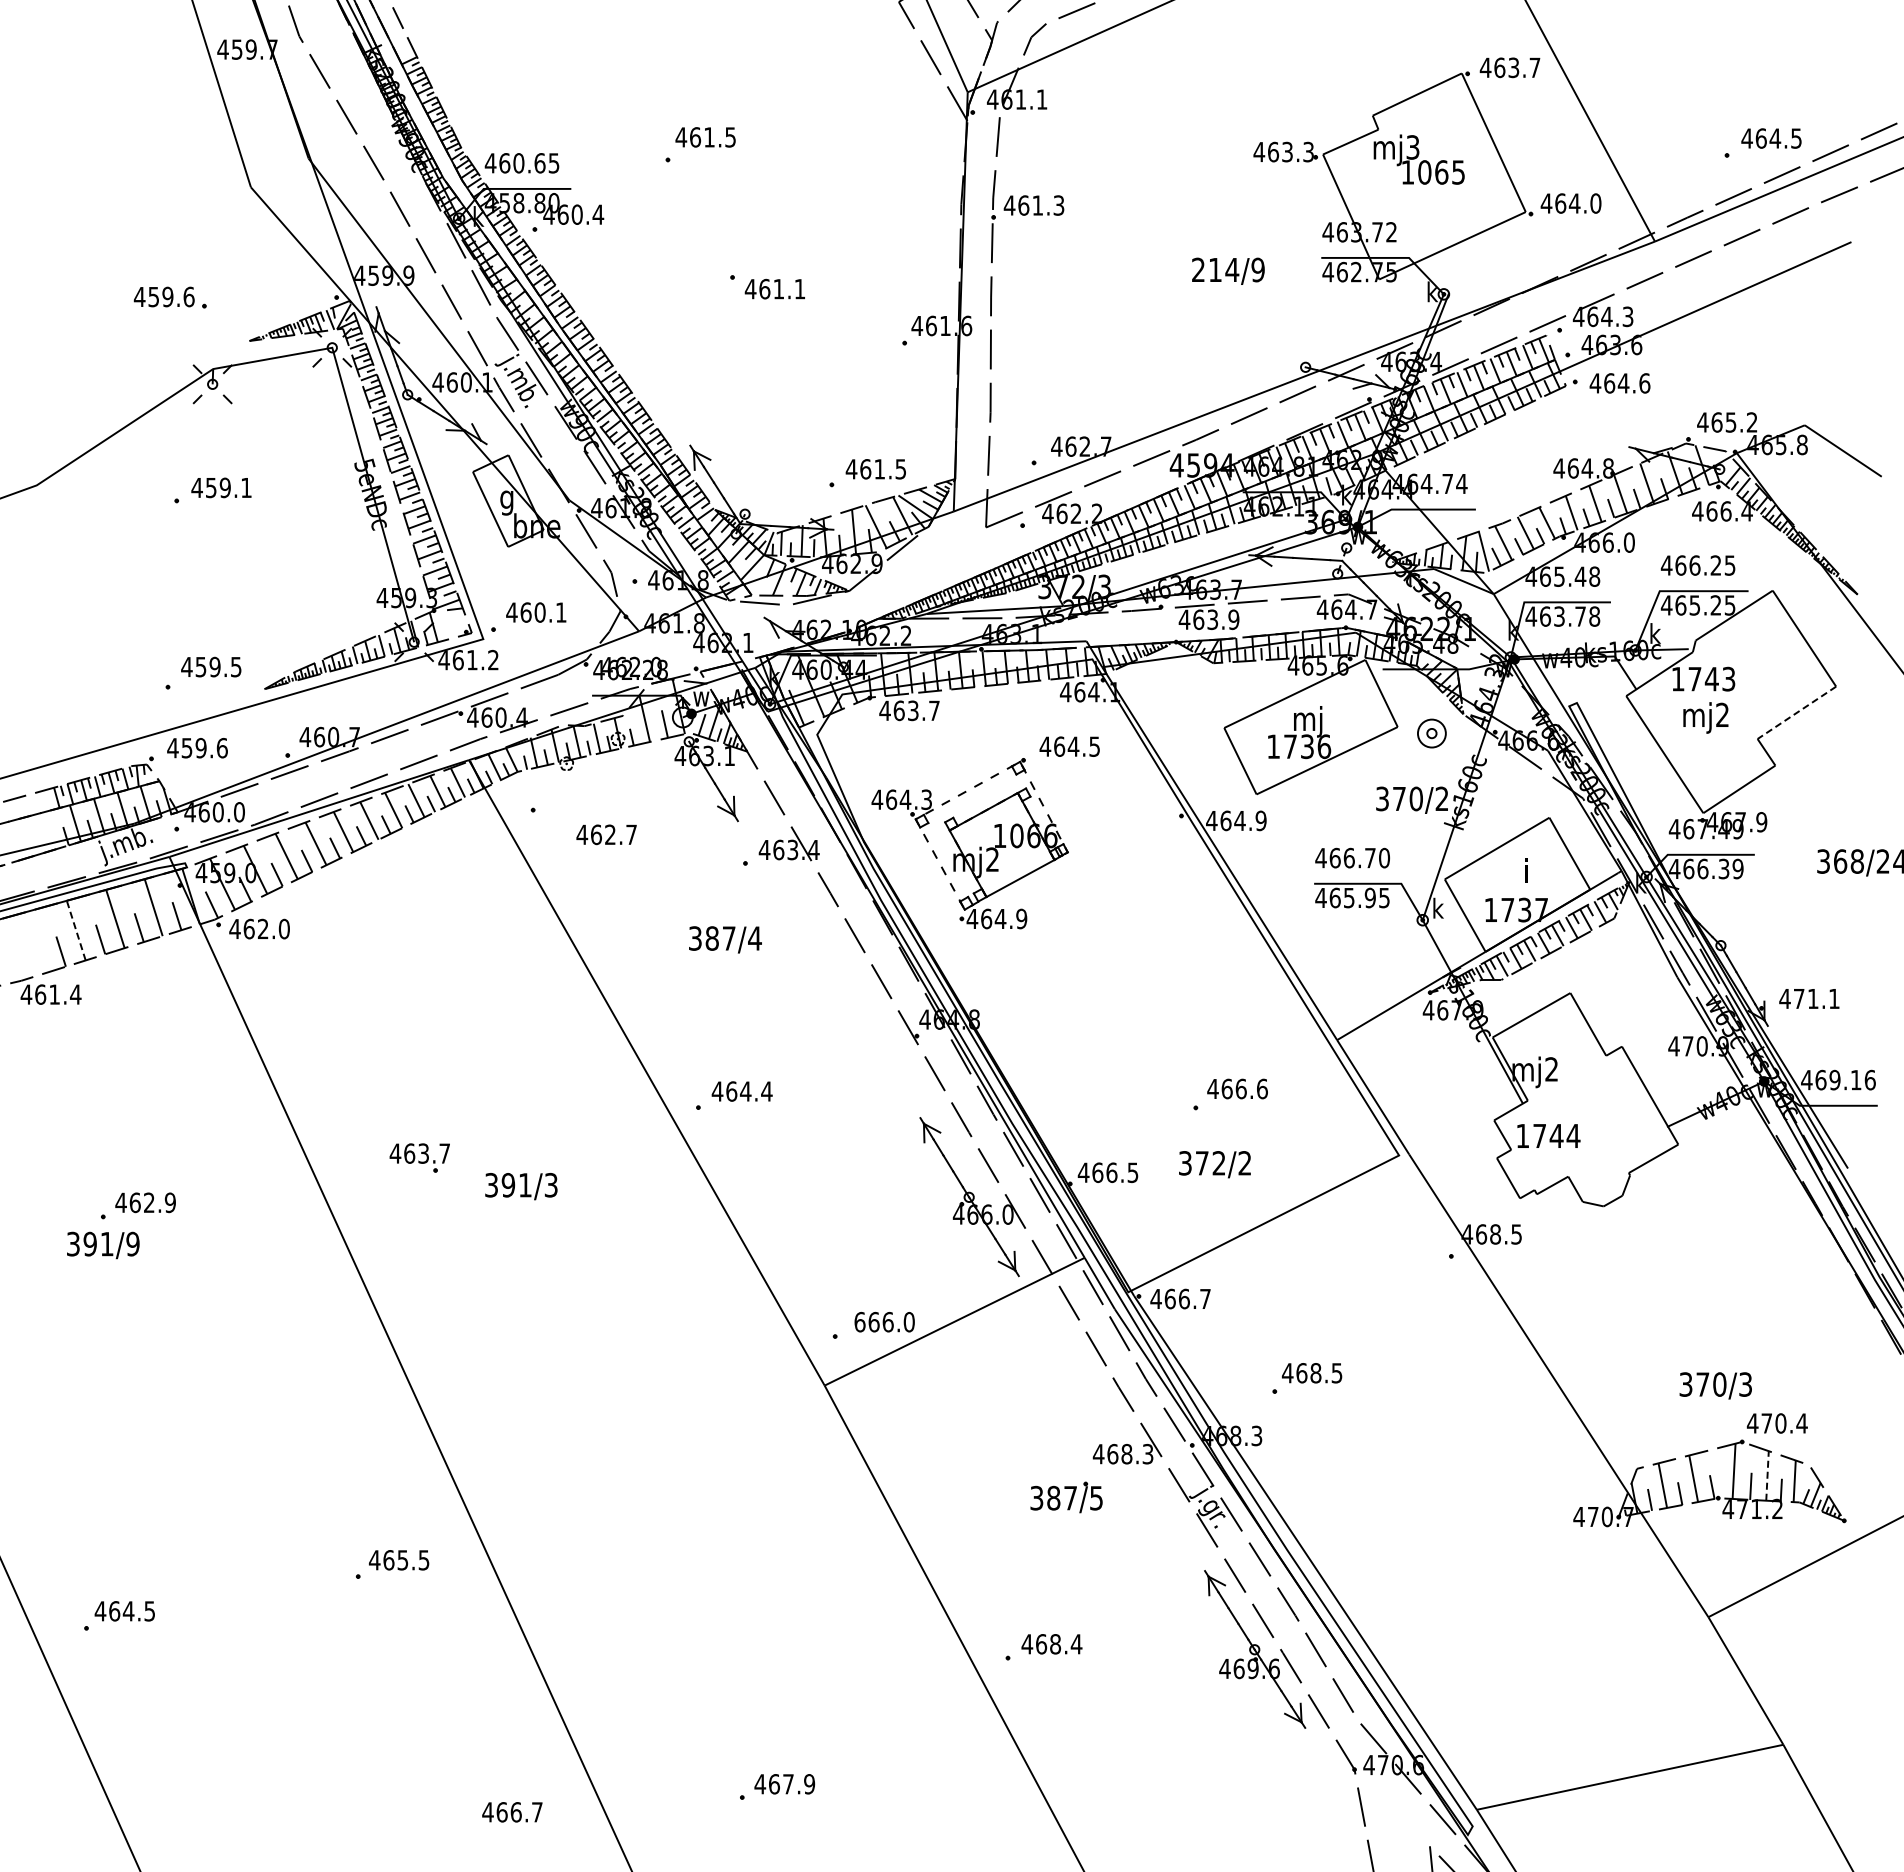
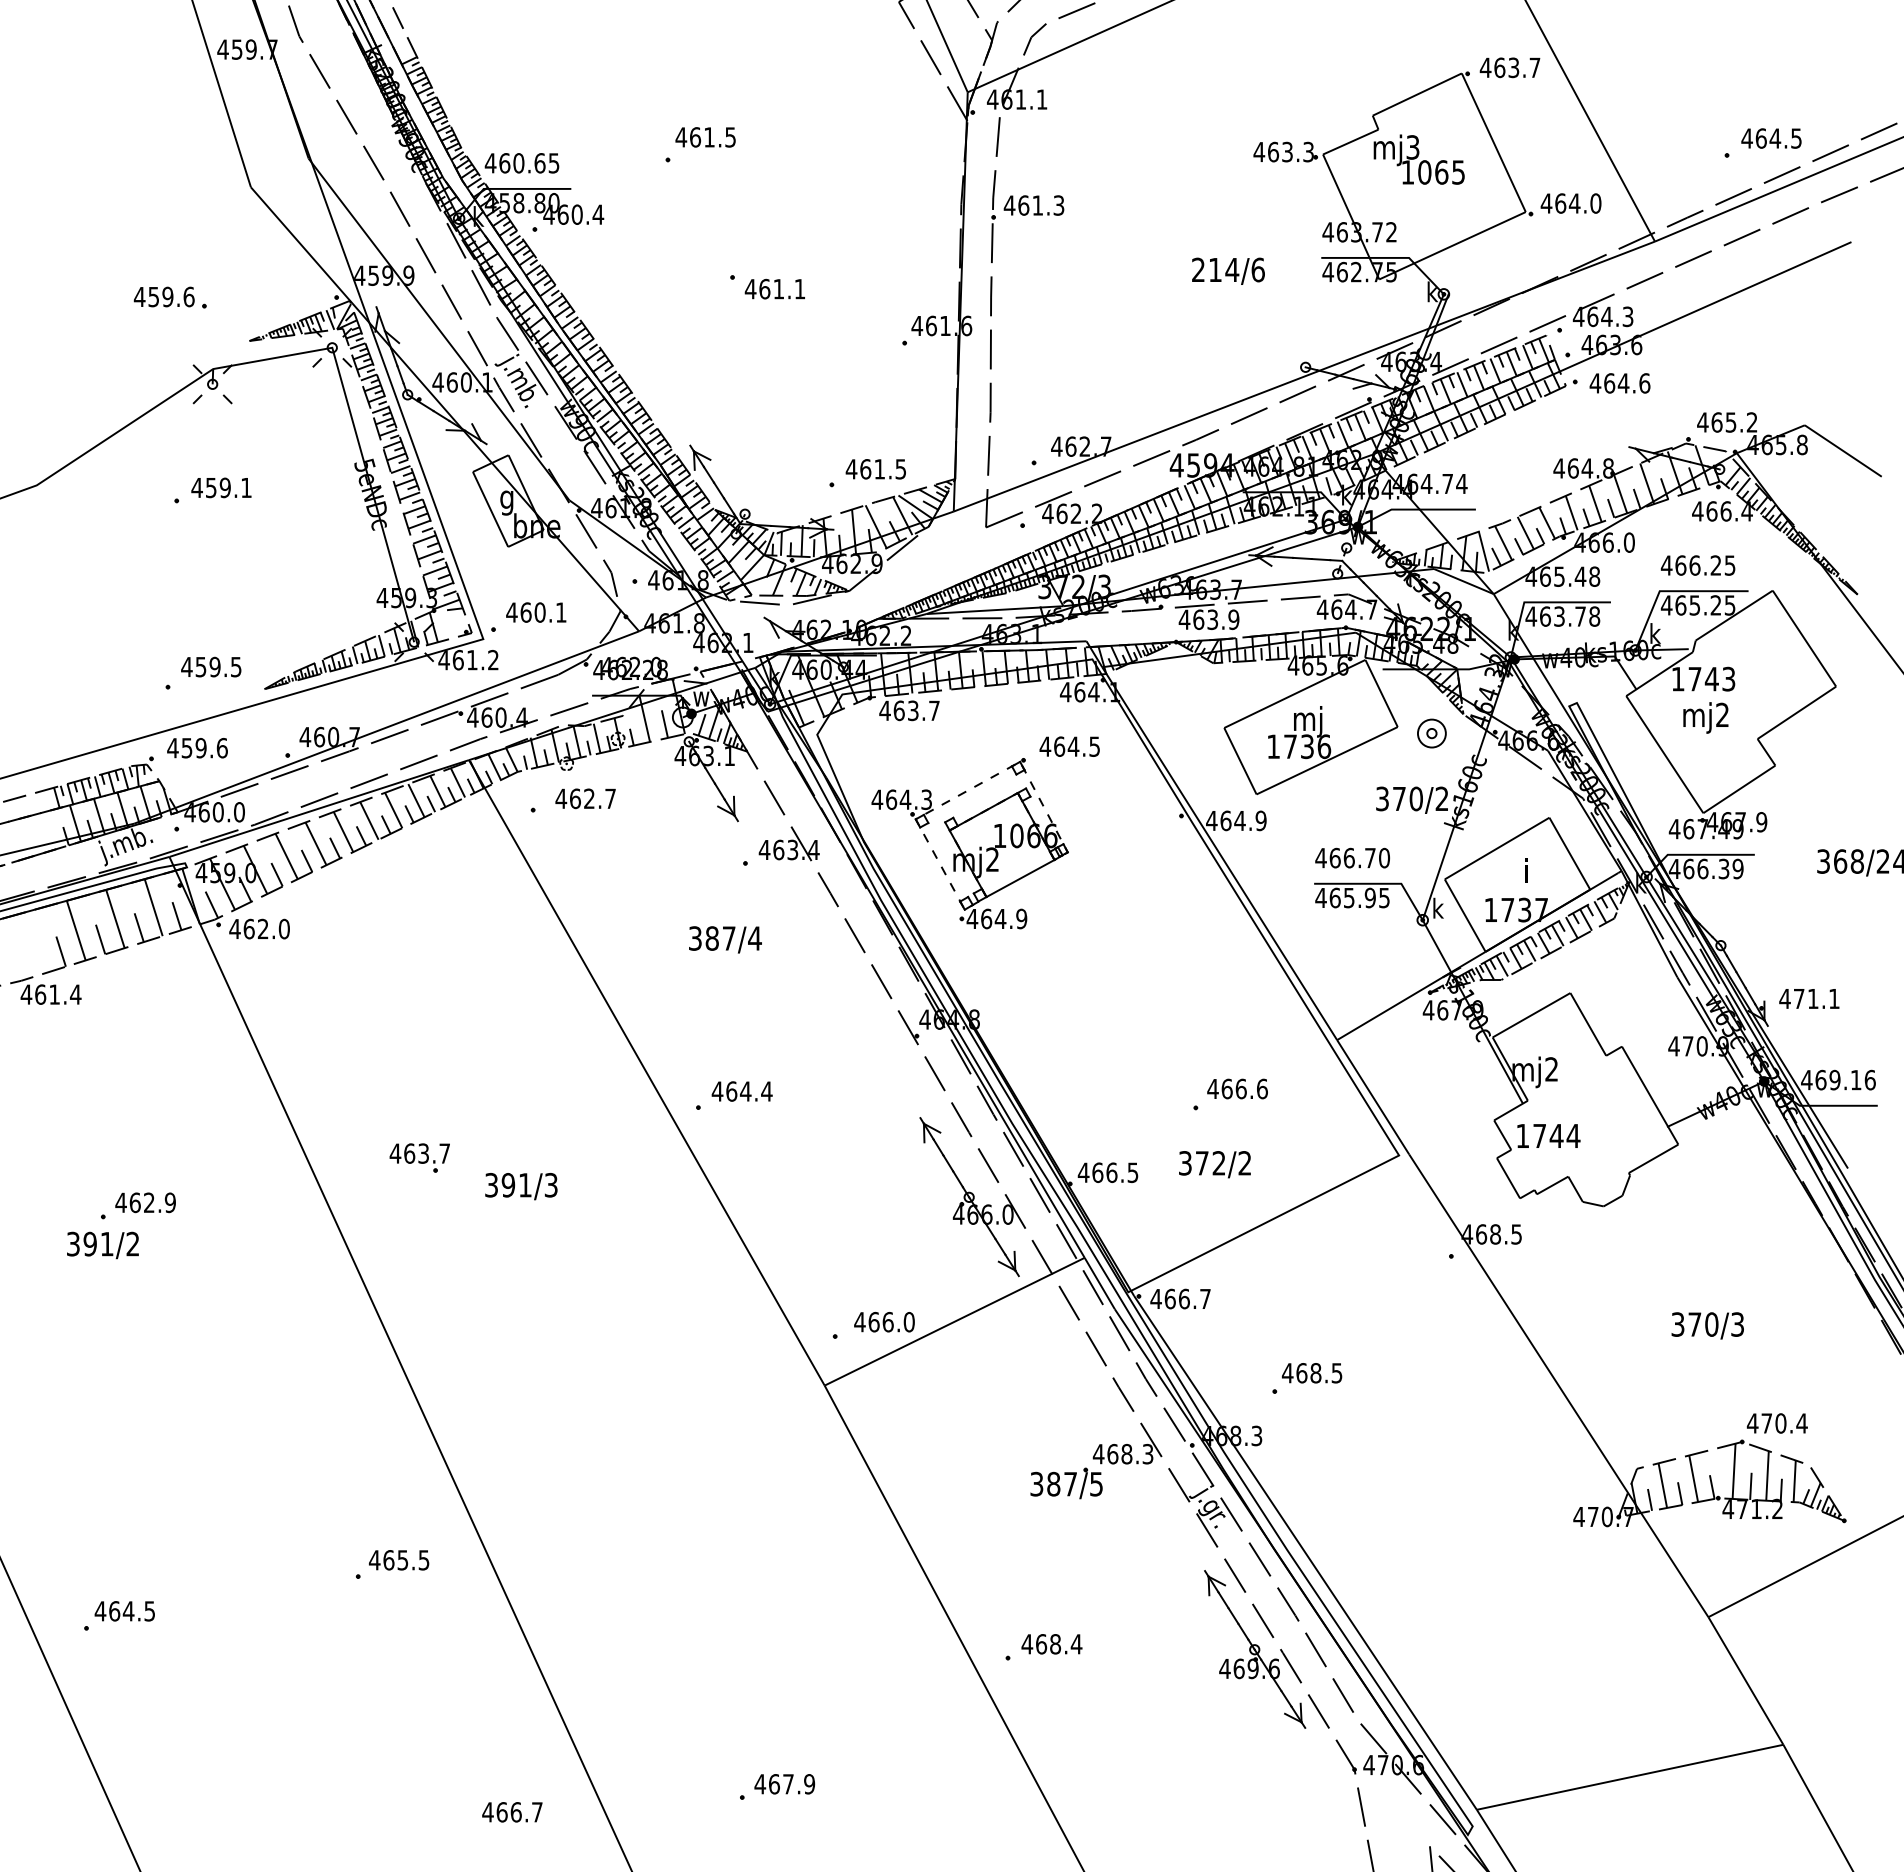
text: 214/9 -> 214/6 (1257, 269)
line: dashed -> solid (1796, 713)
text position: (606, 834) -> (585, 798) (585, 798)
line: dashed -> solid (76, 930)
text: 391/9 -> 391/2 (132, 1244)
text: 666.0 -> 466.0 (859, 1321)
text position: (1715, 1385) -> (1707, 1325) (1707, 1325)
line: dashed -> solid (1767, 1475)
text position: (1066, 1497) -> (1066, 1483) (1066, 1483)
